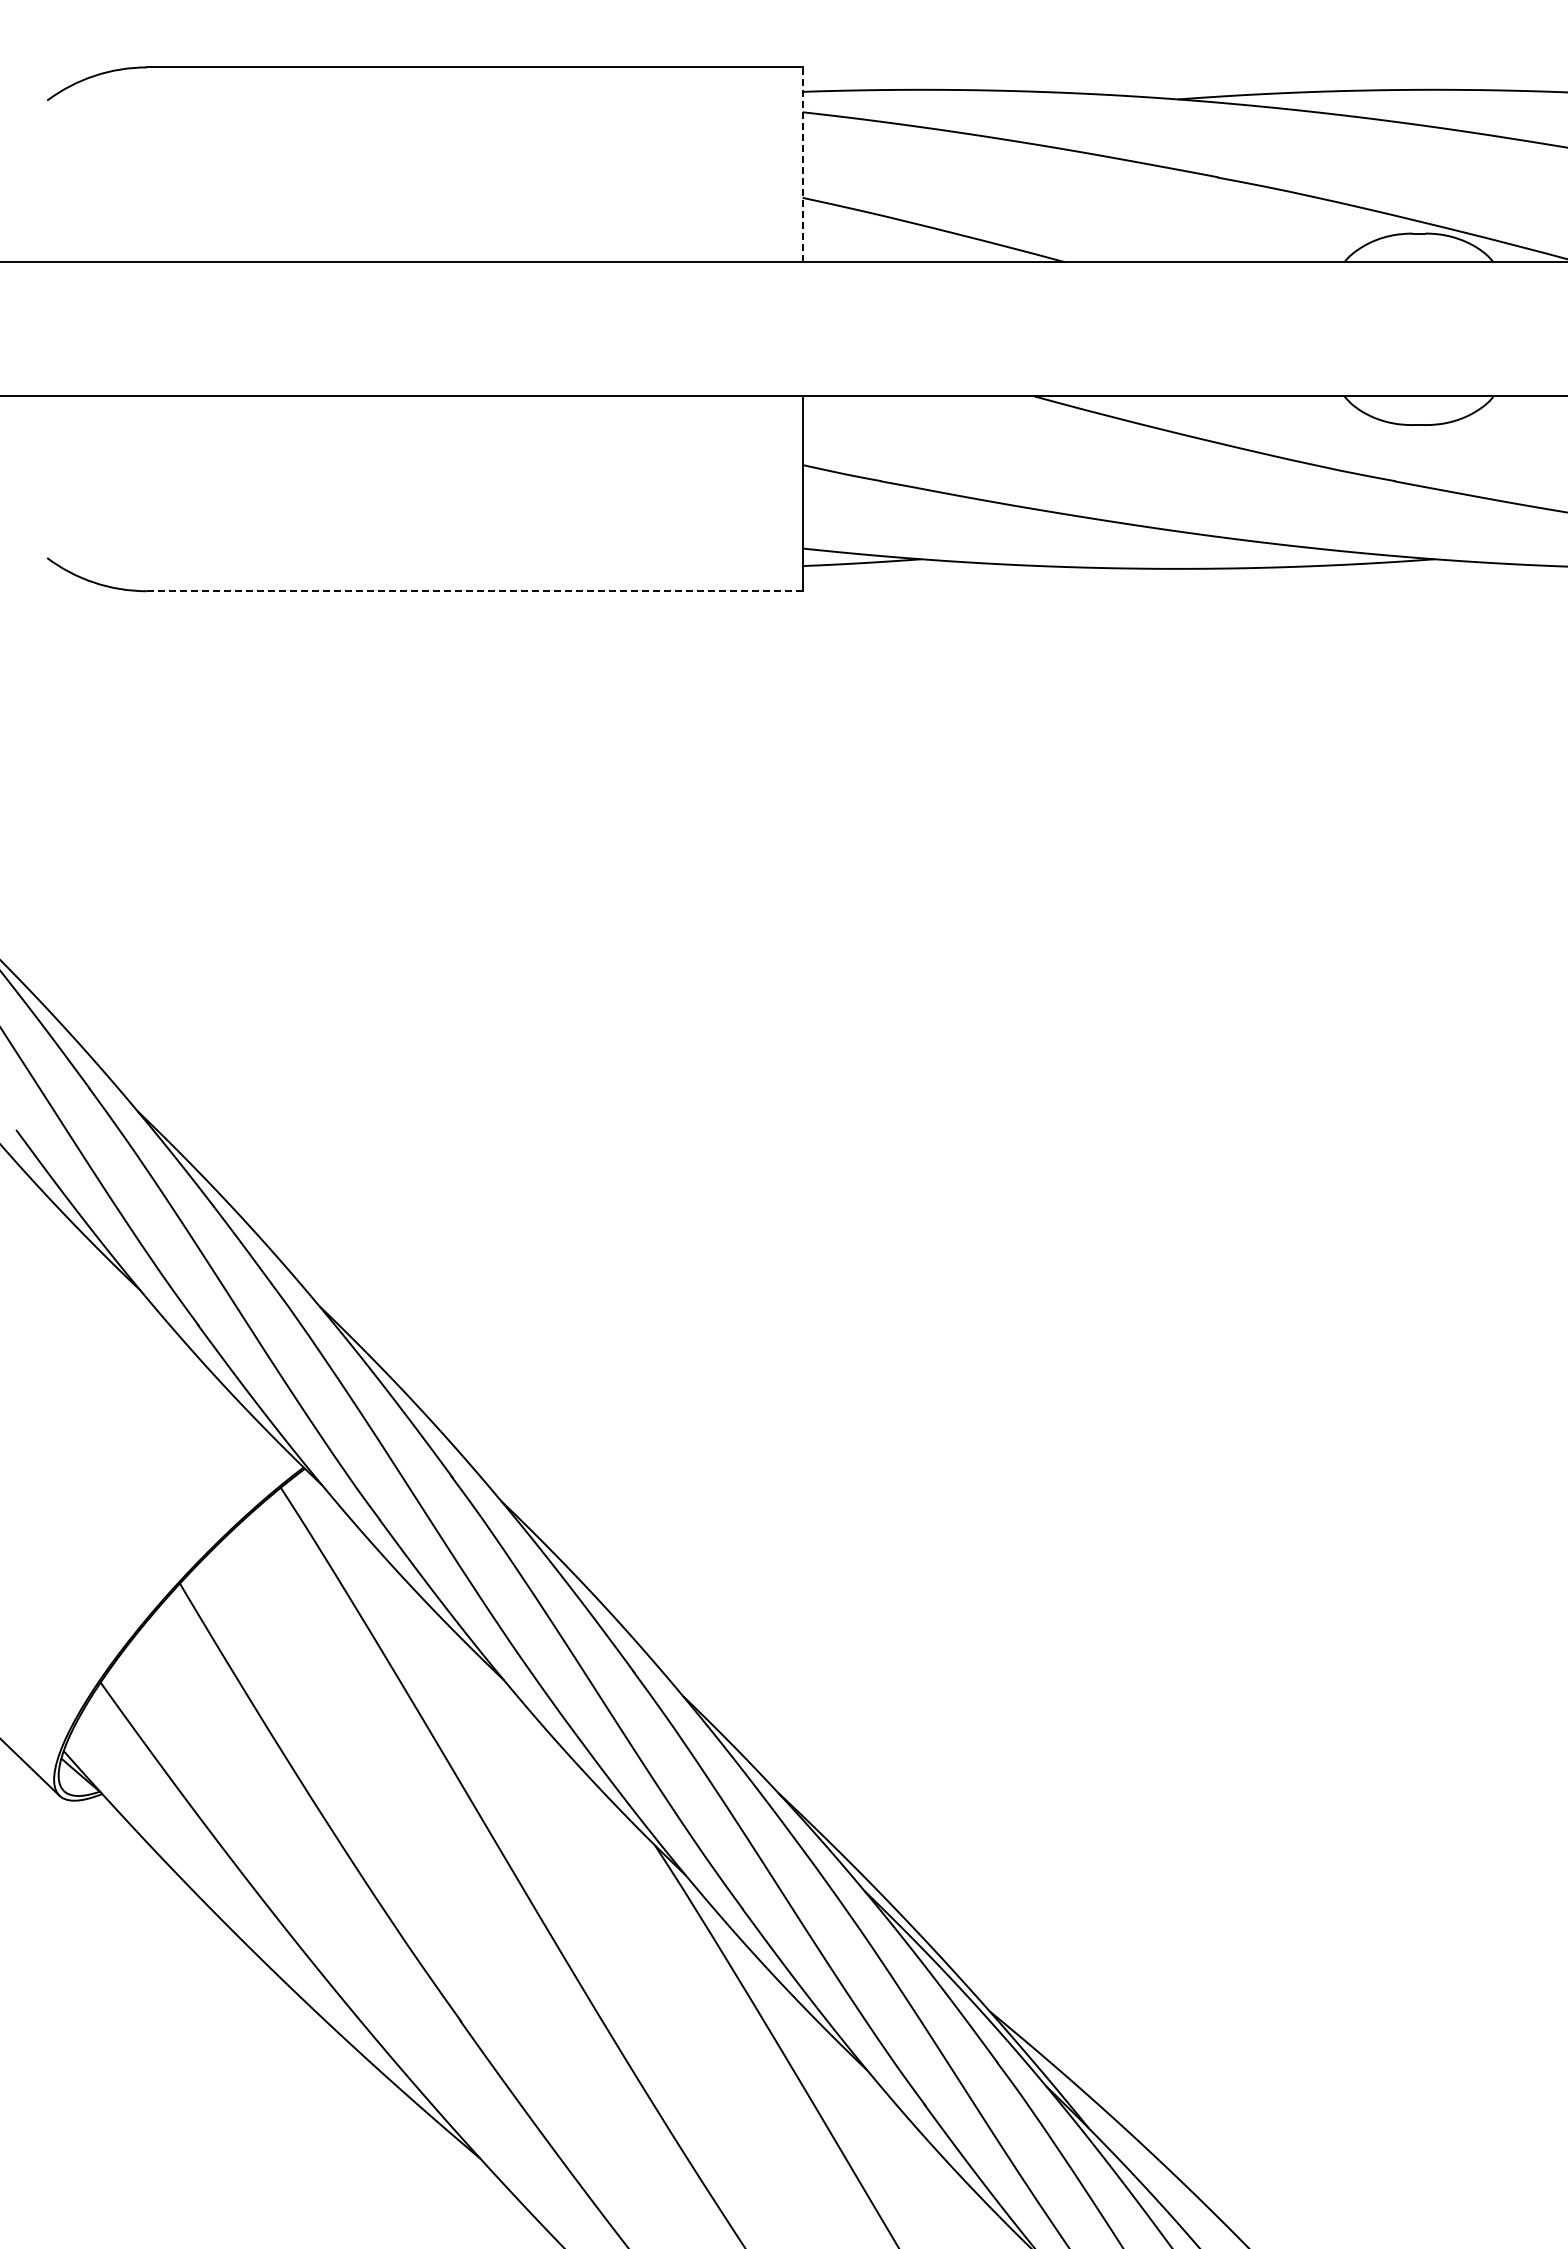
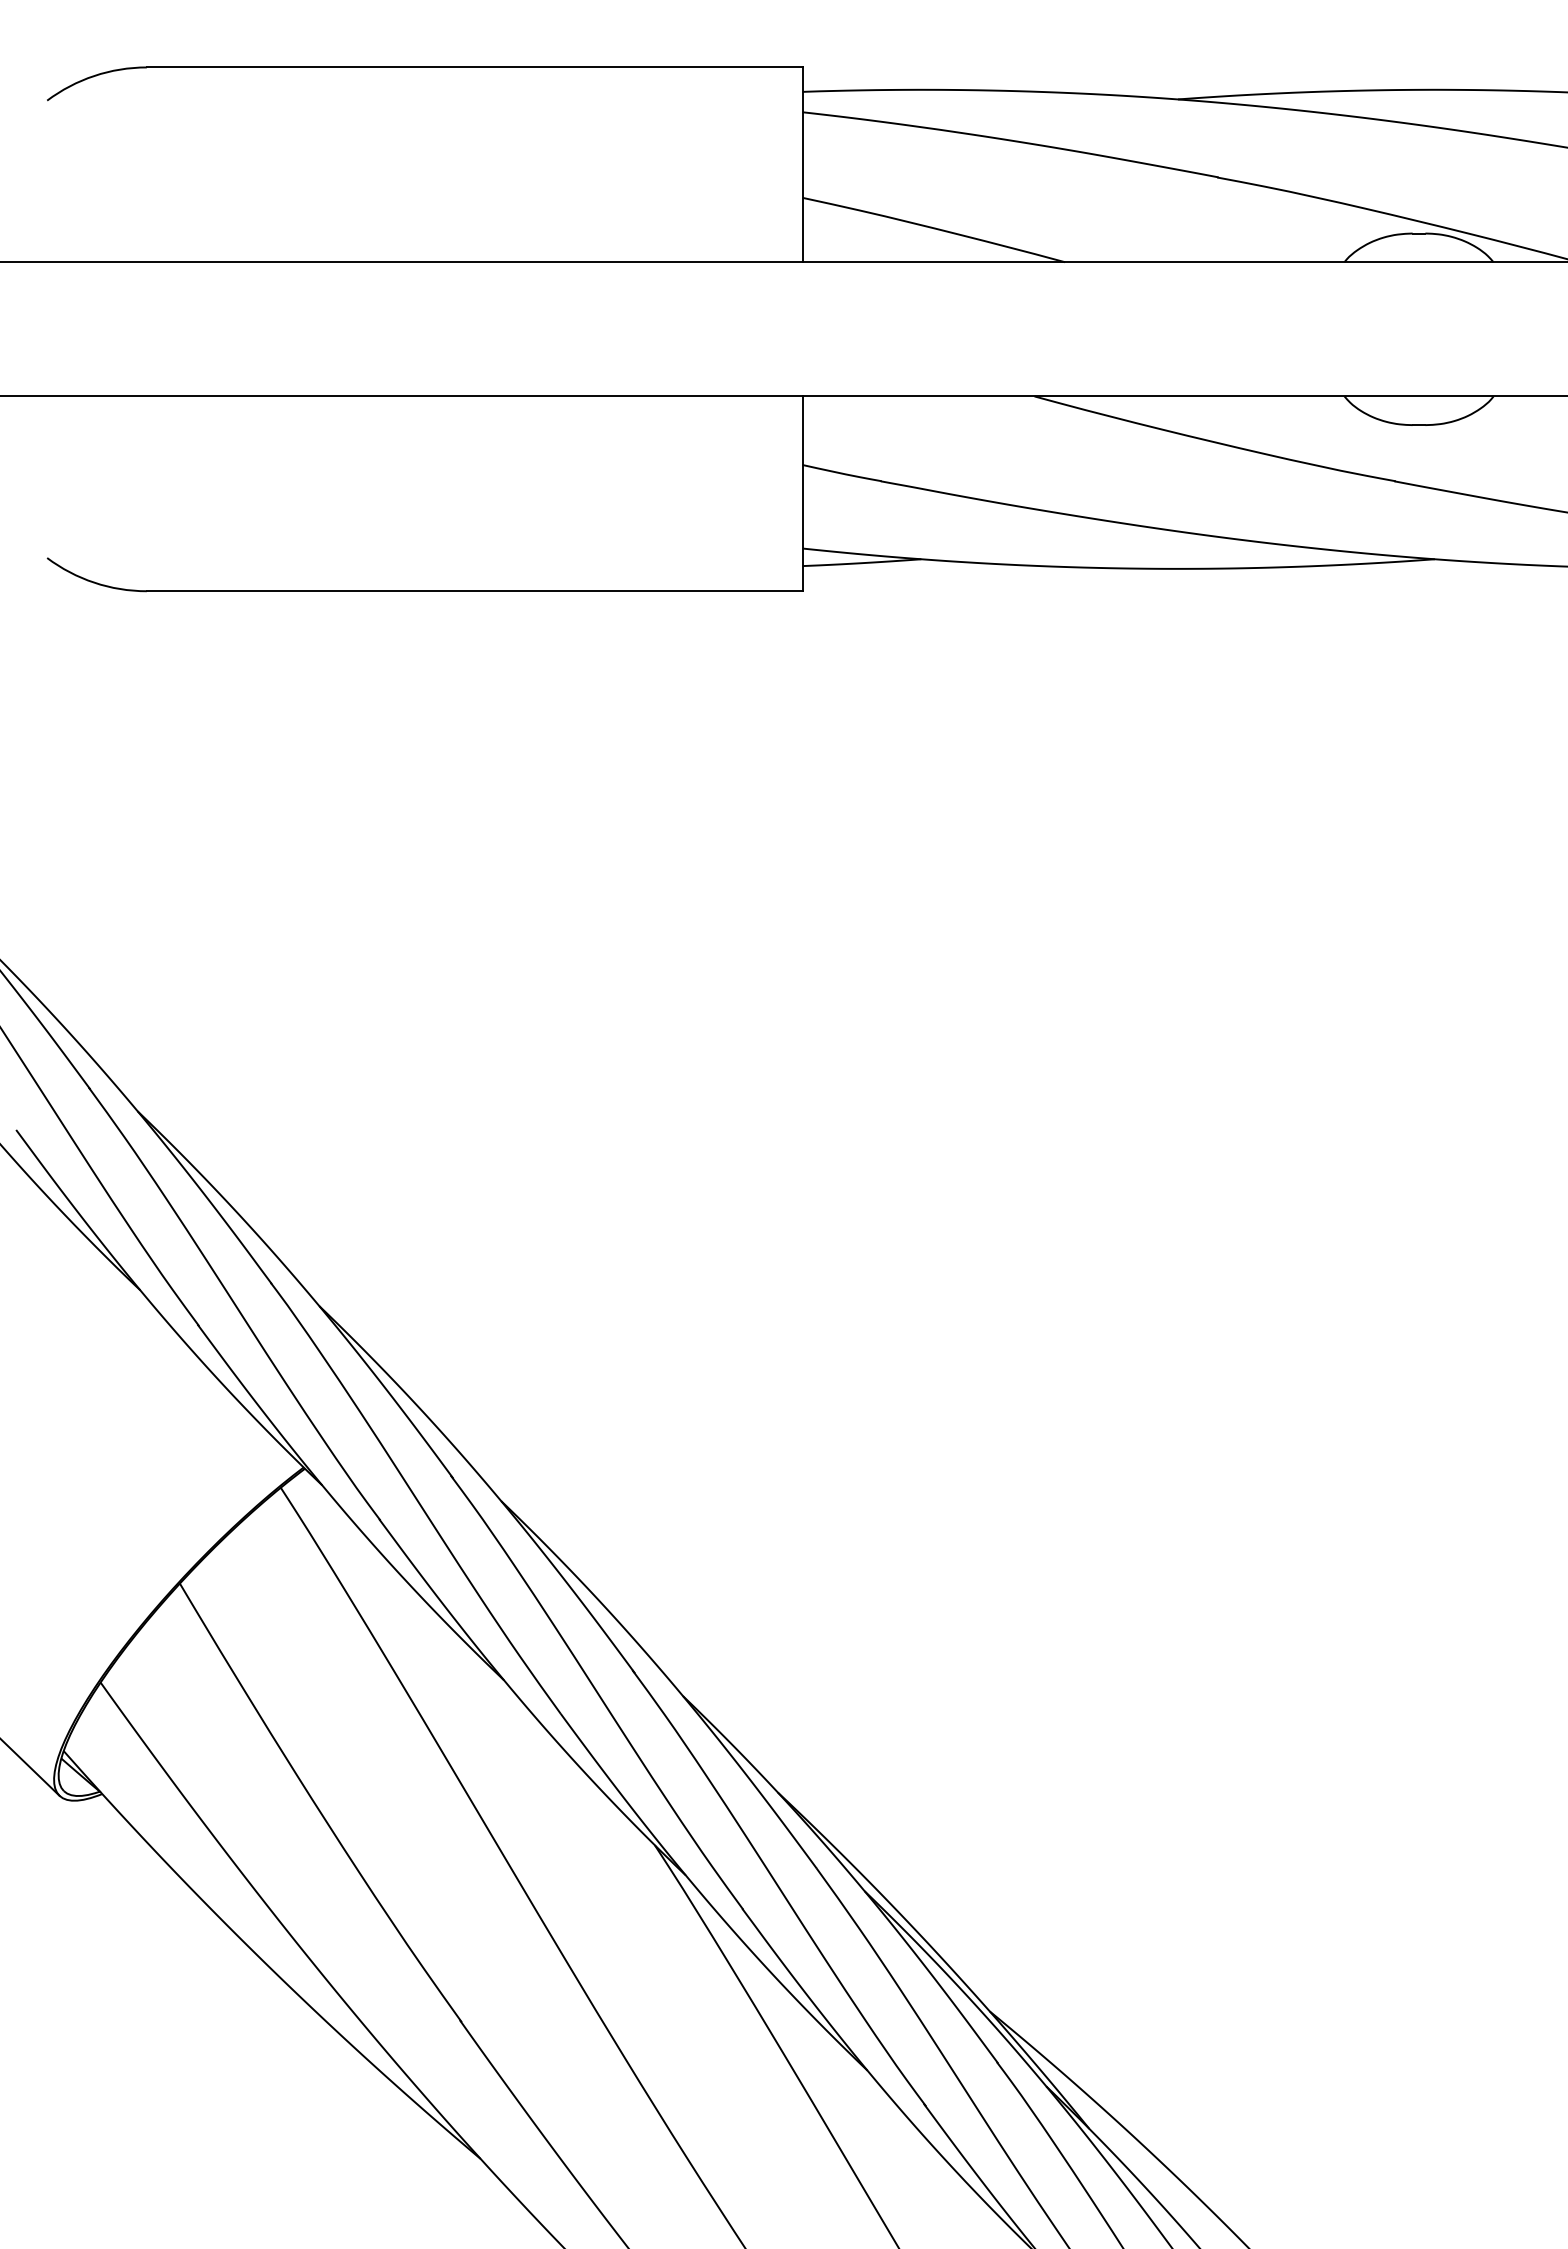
line: dashed -> solid (802, 164)
line: dashed -> solid (474, 591)
